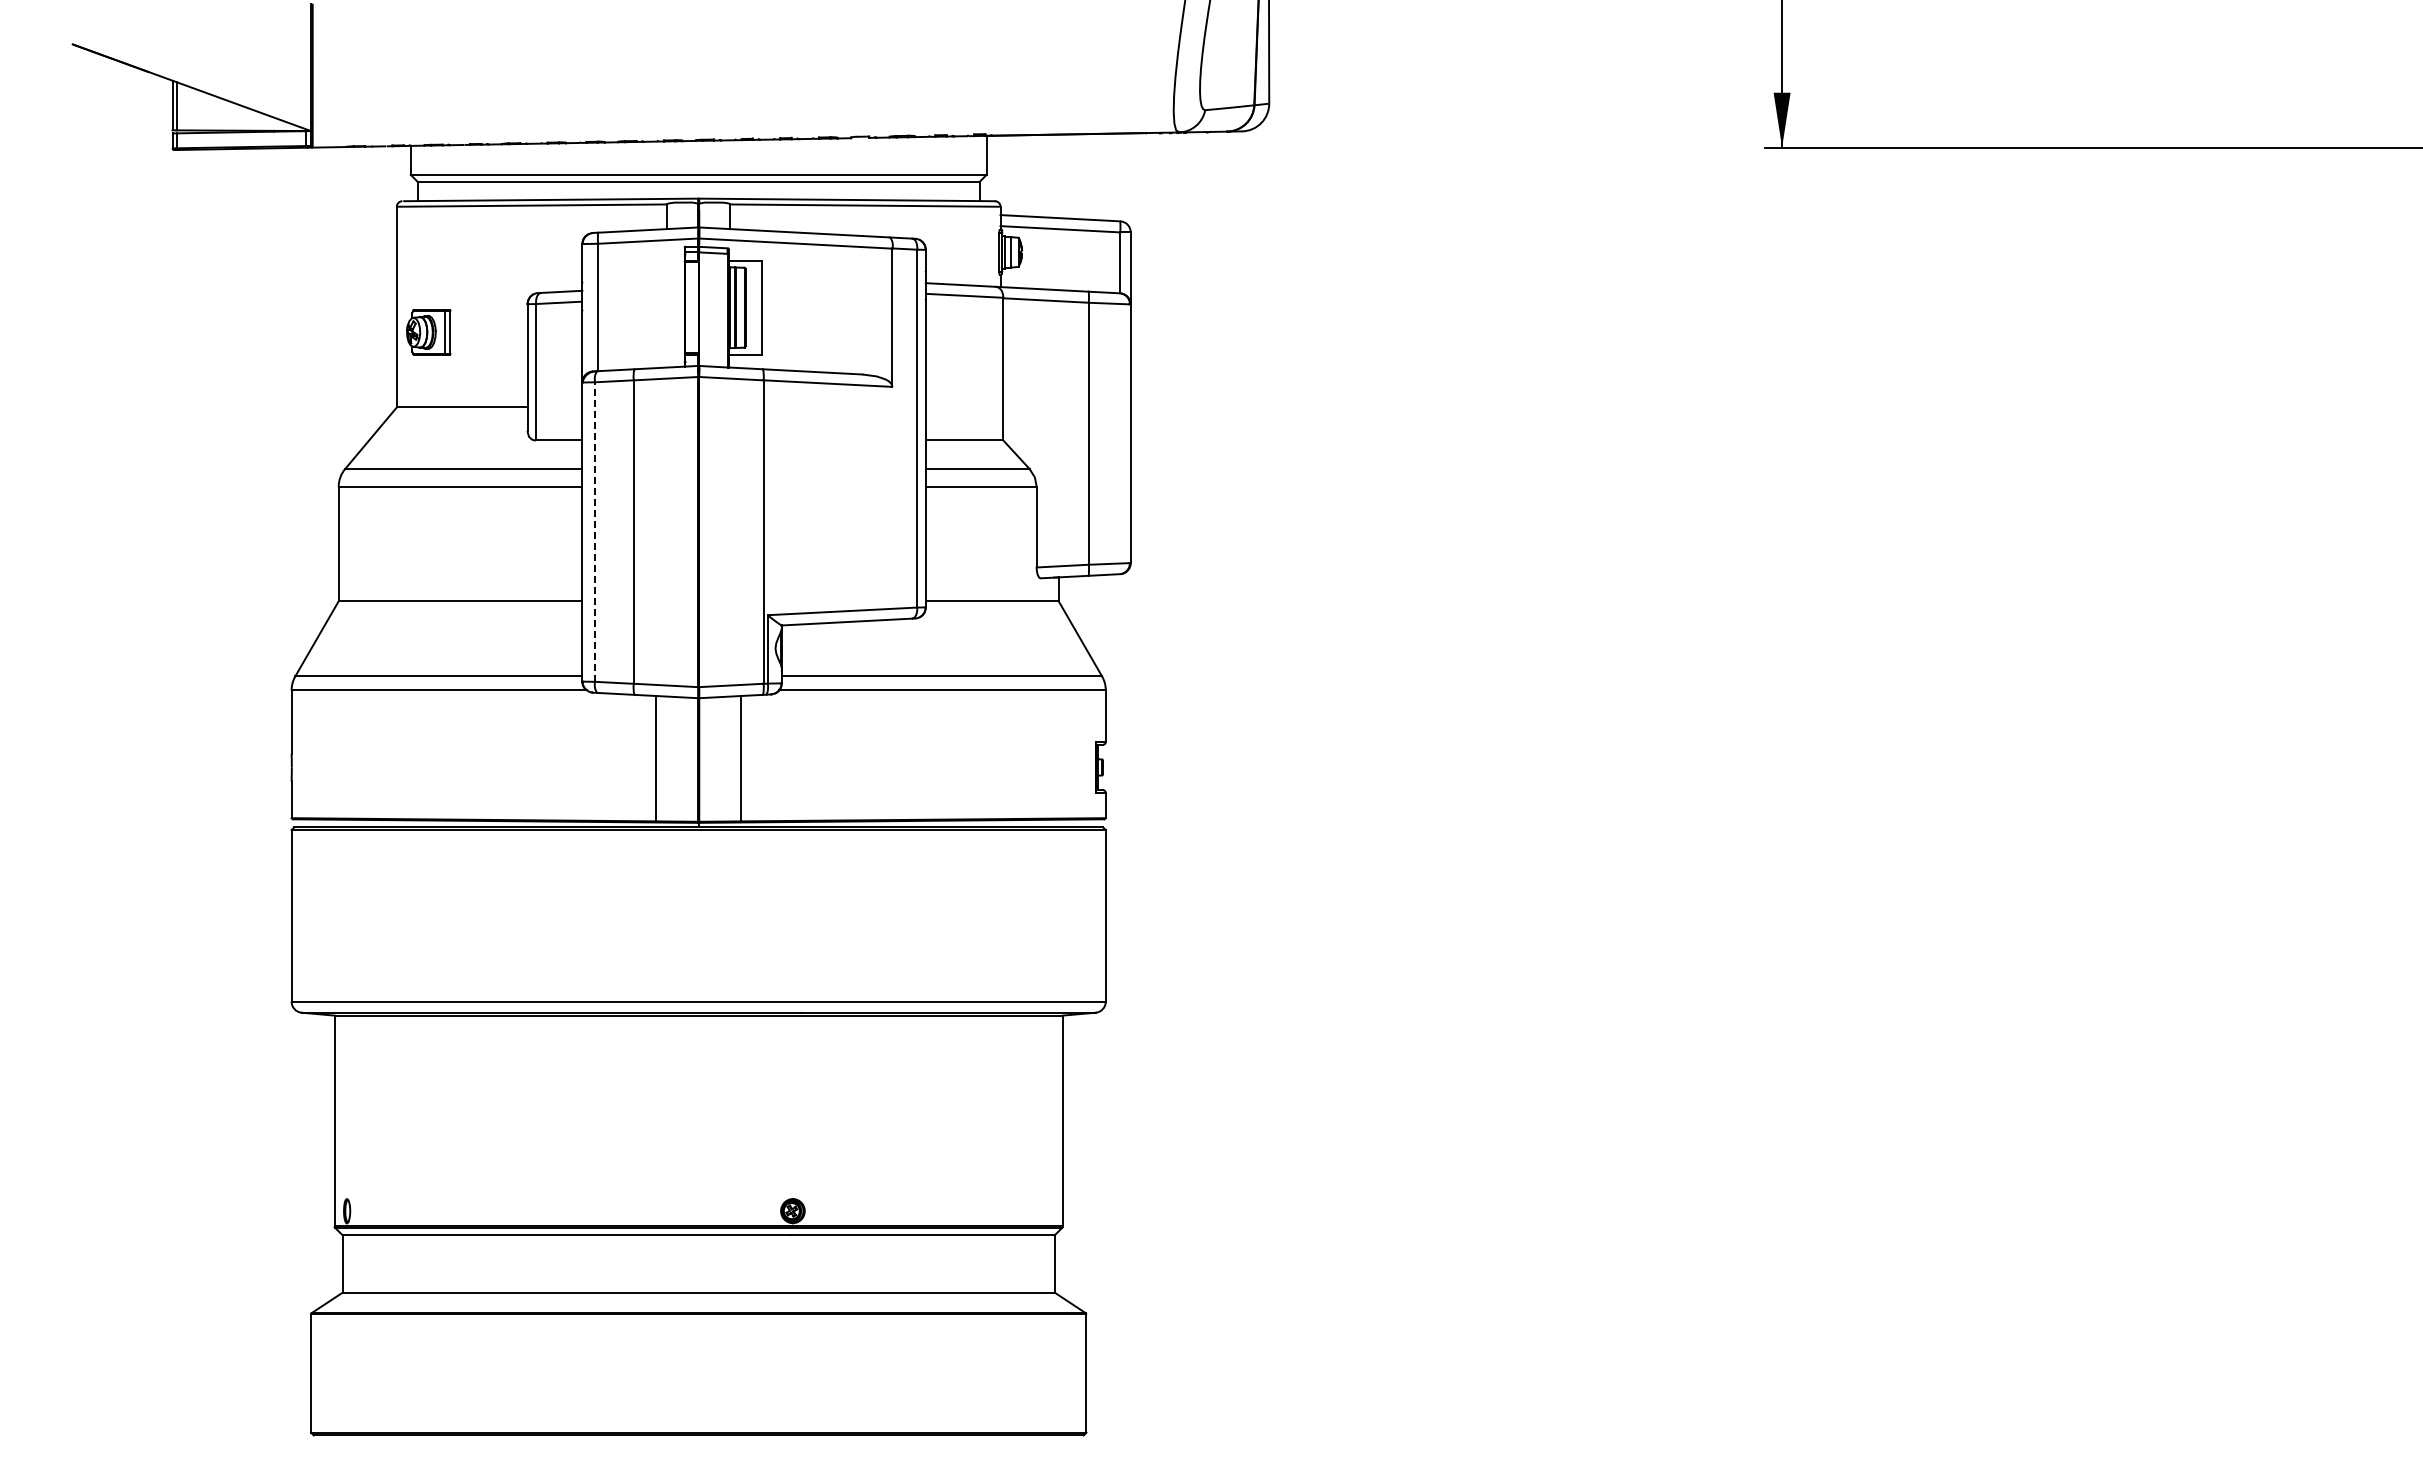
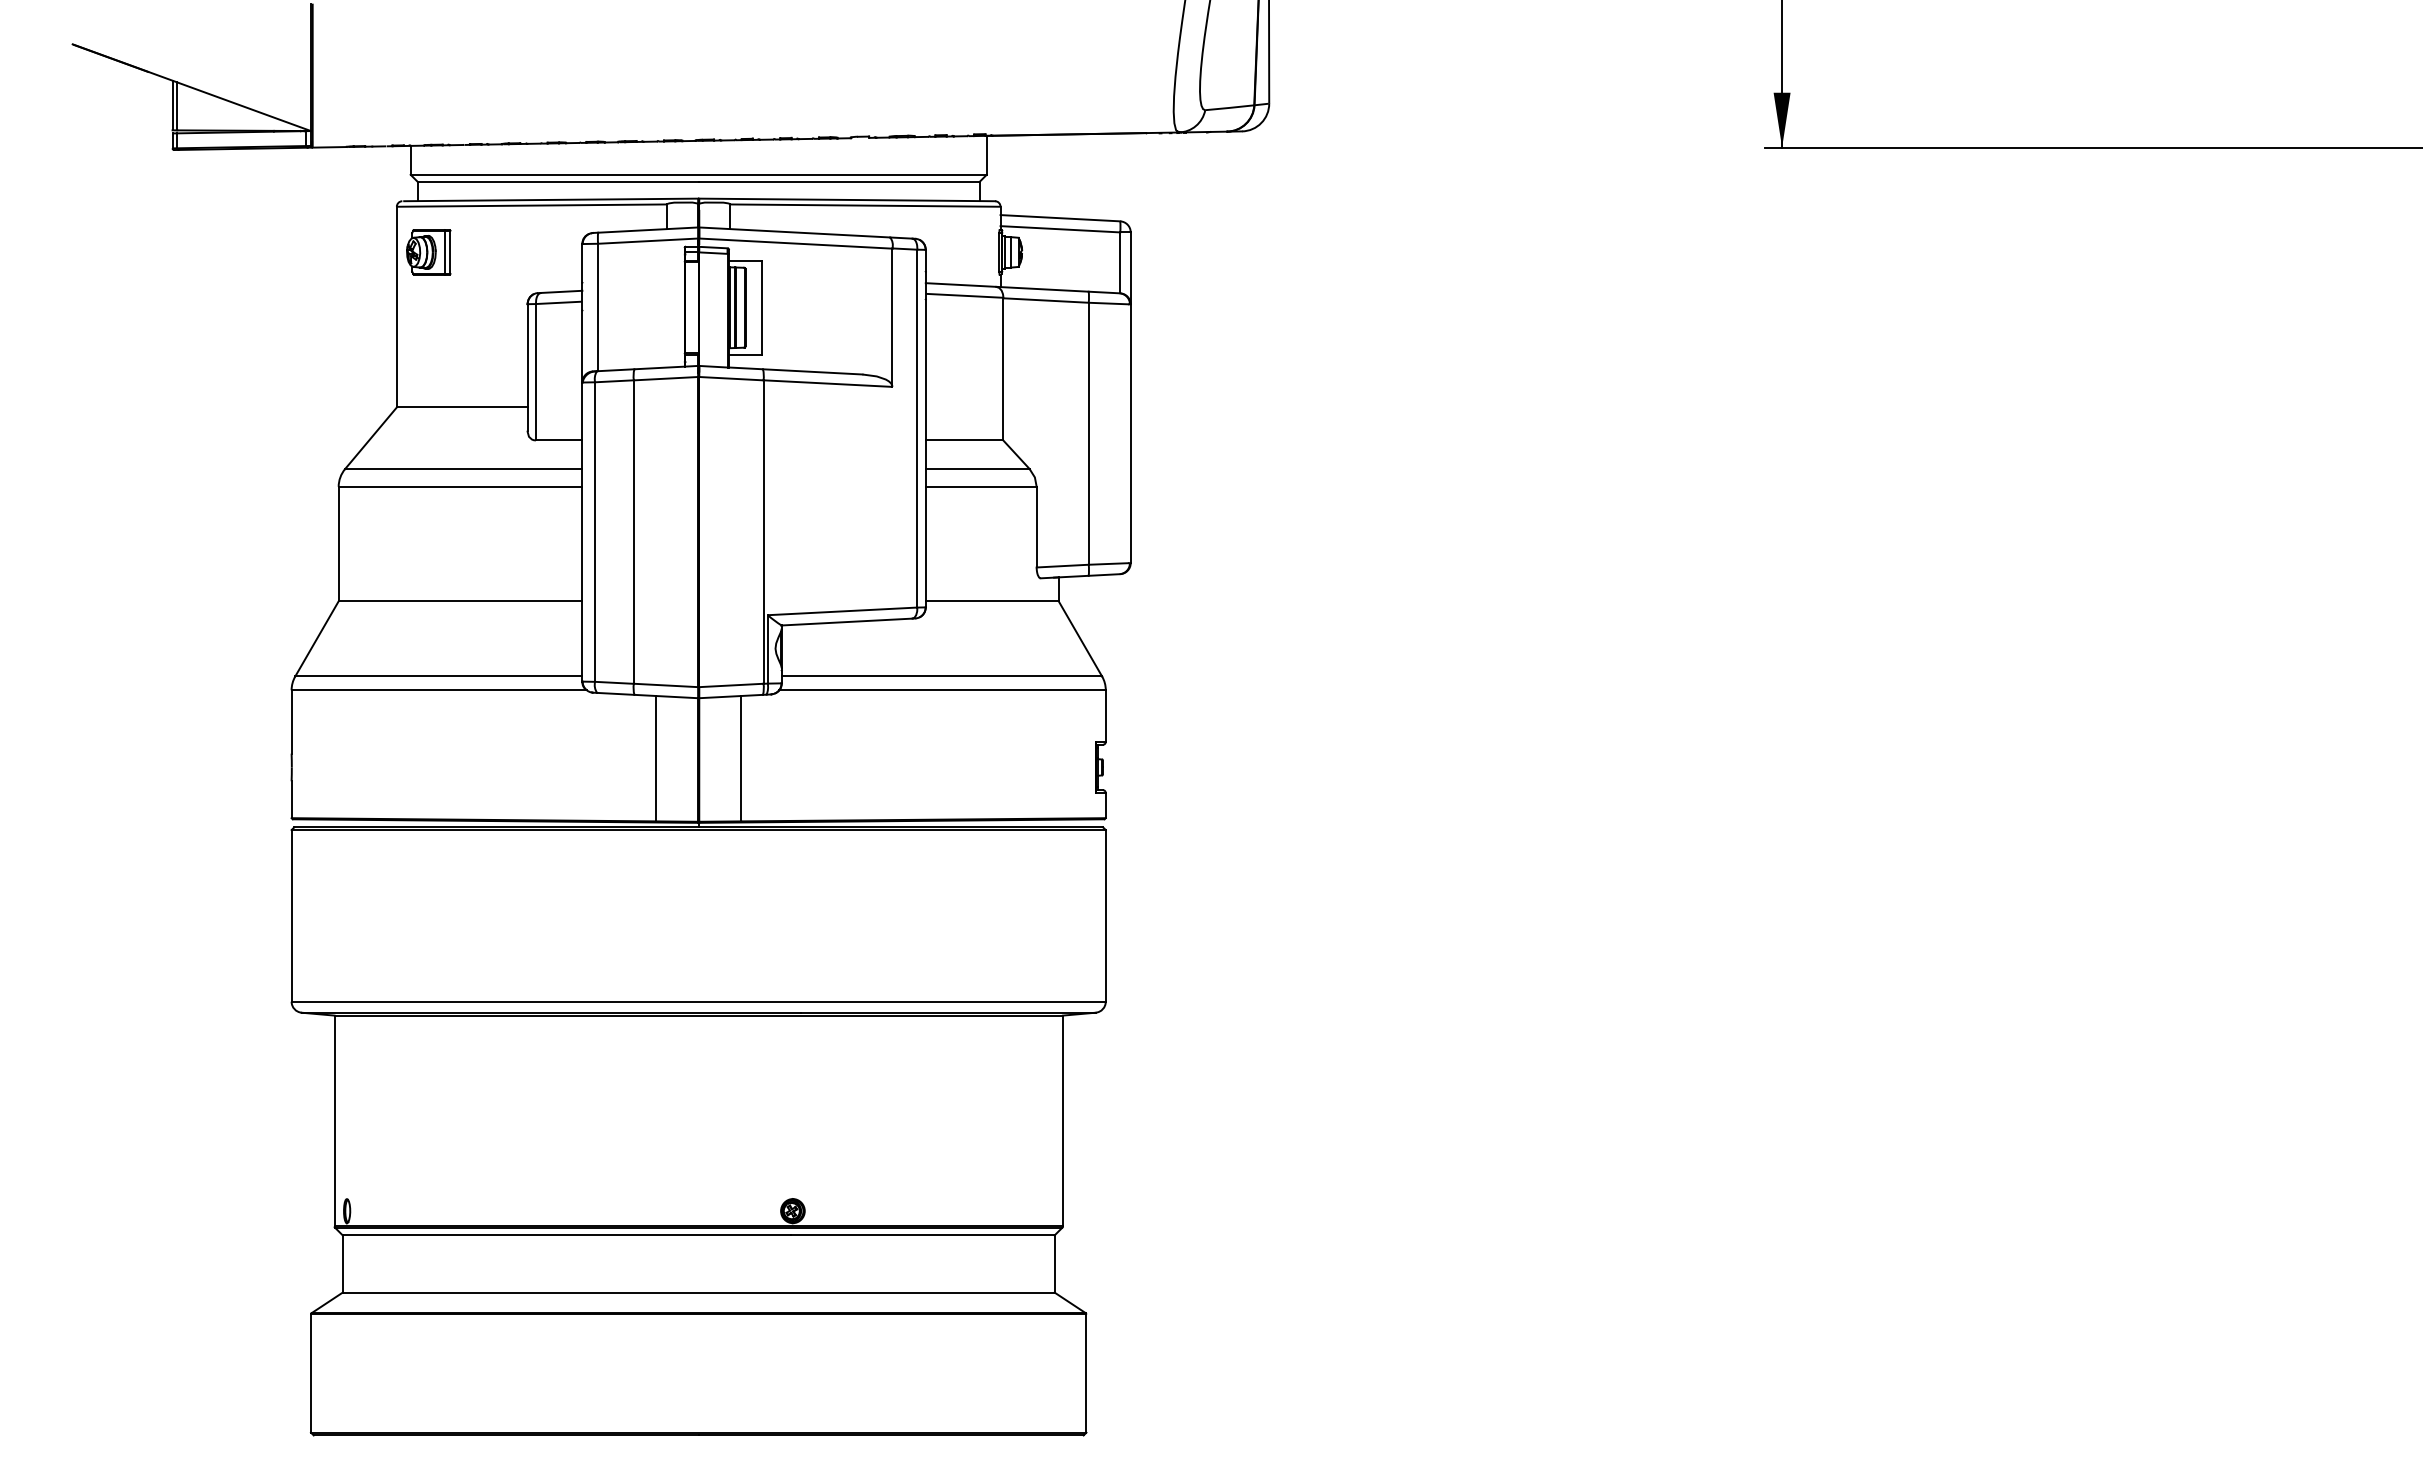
part position: (428, 332) -> (428, 252) (428, 252)
line: dashed -> solid (595, 532)
